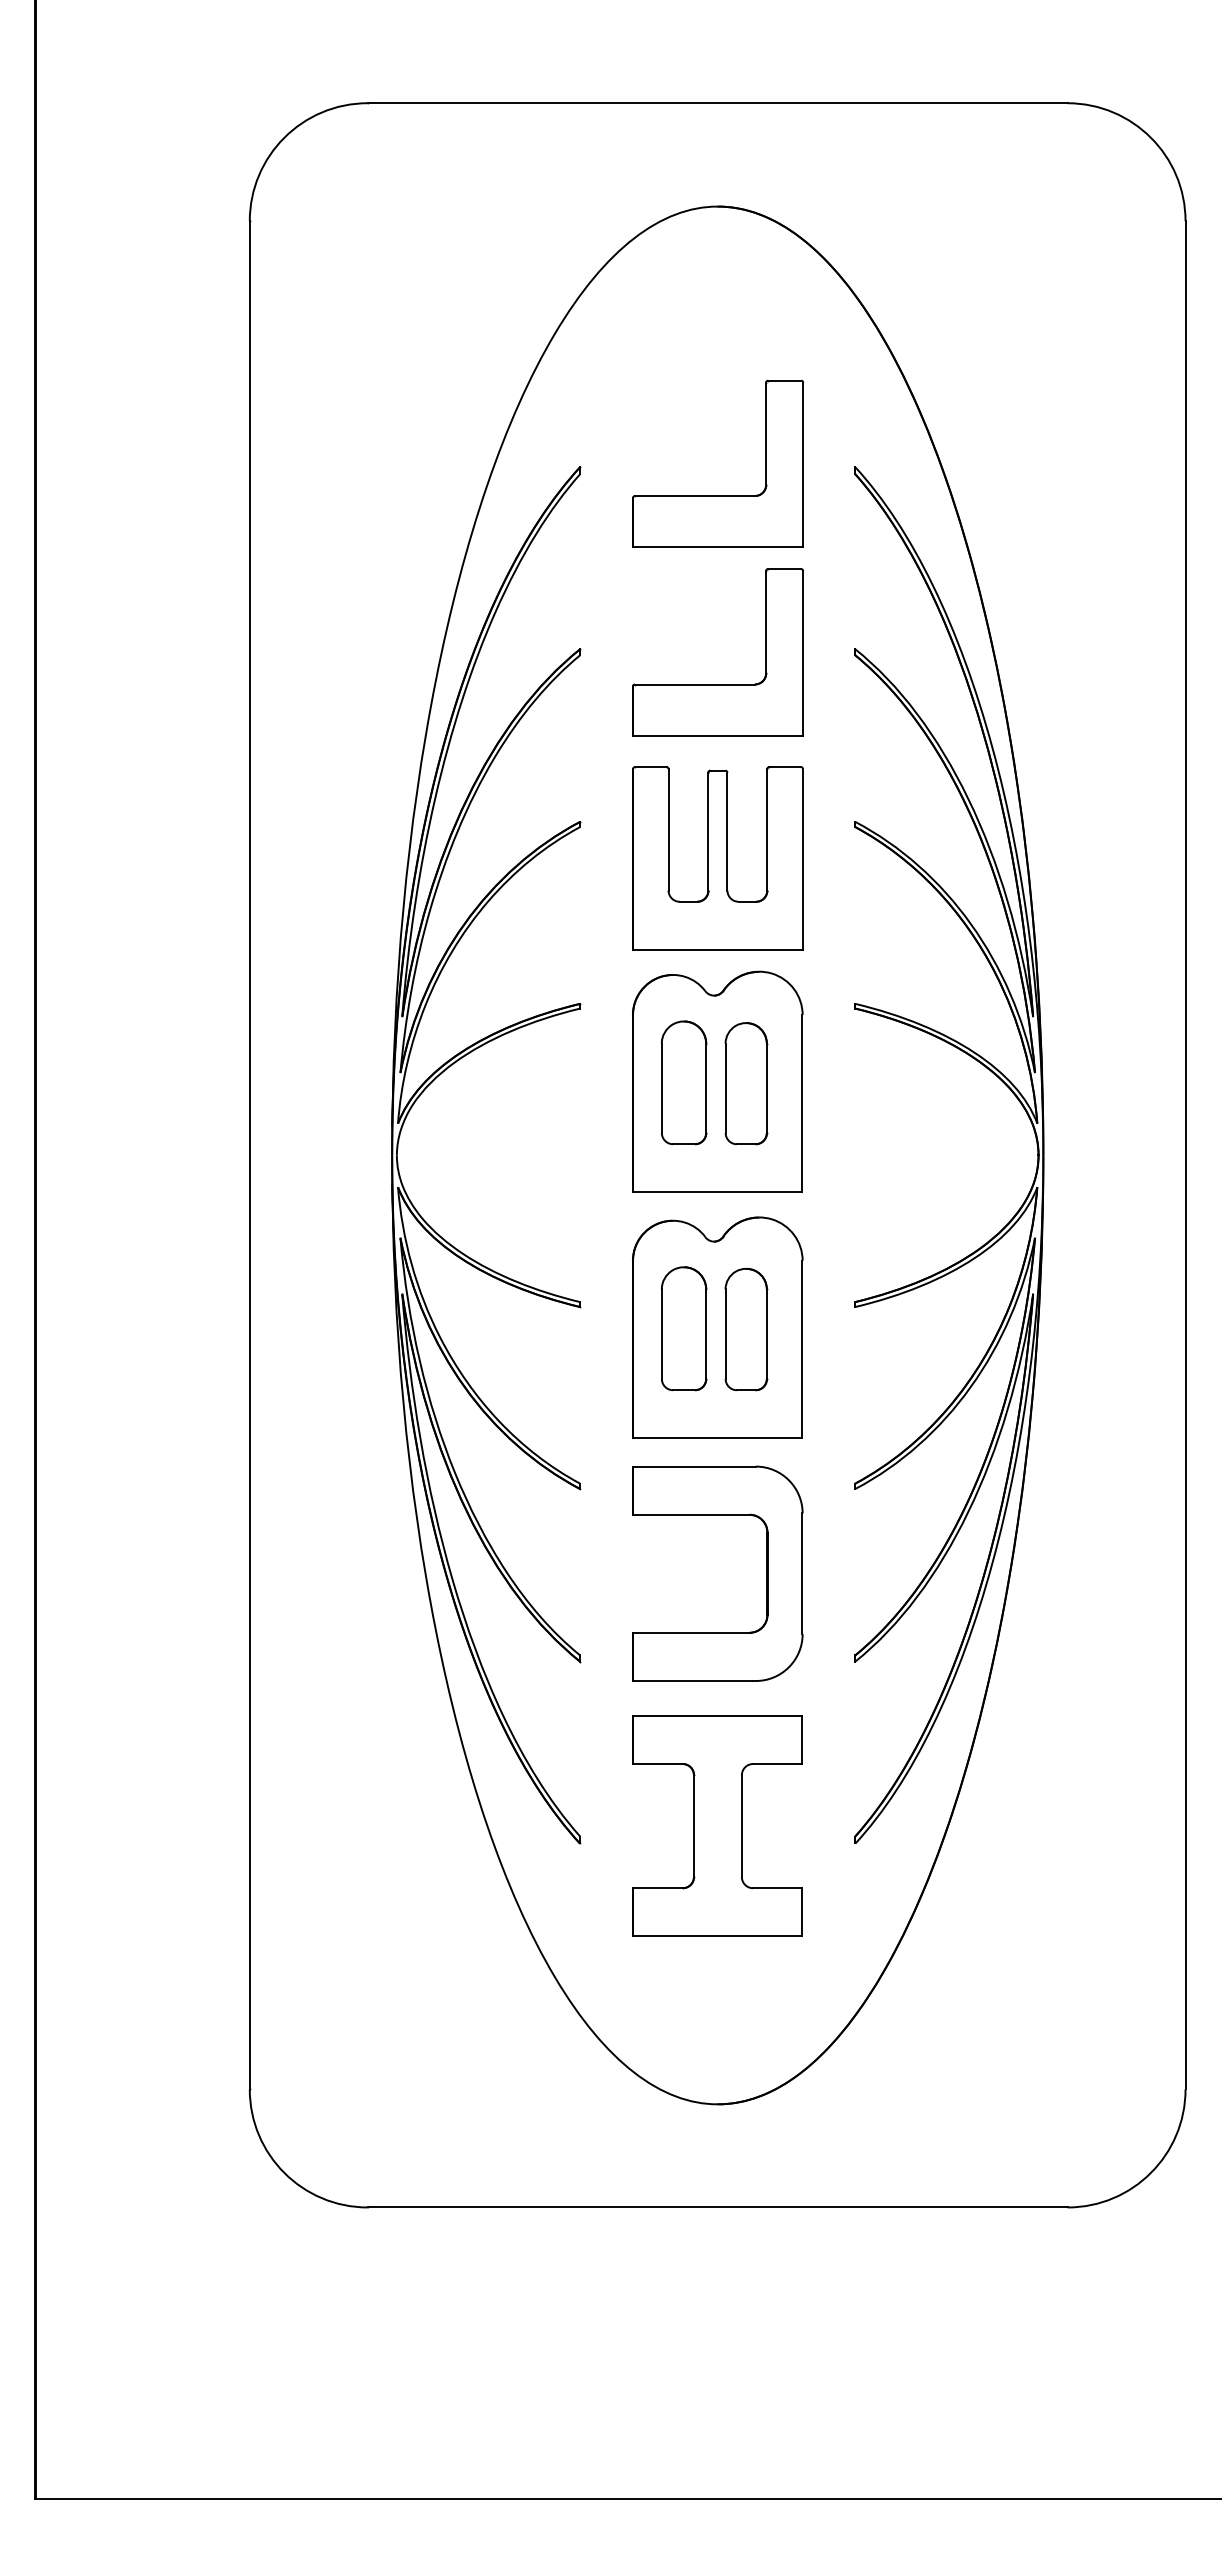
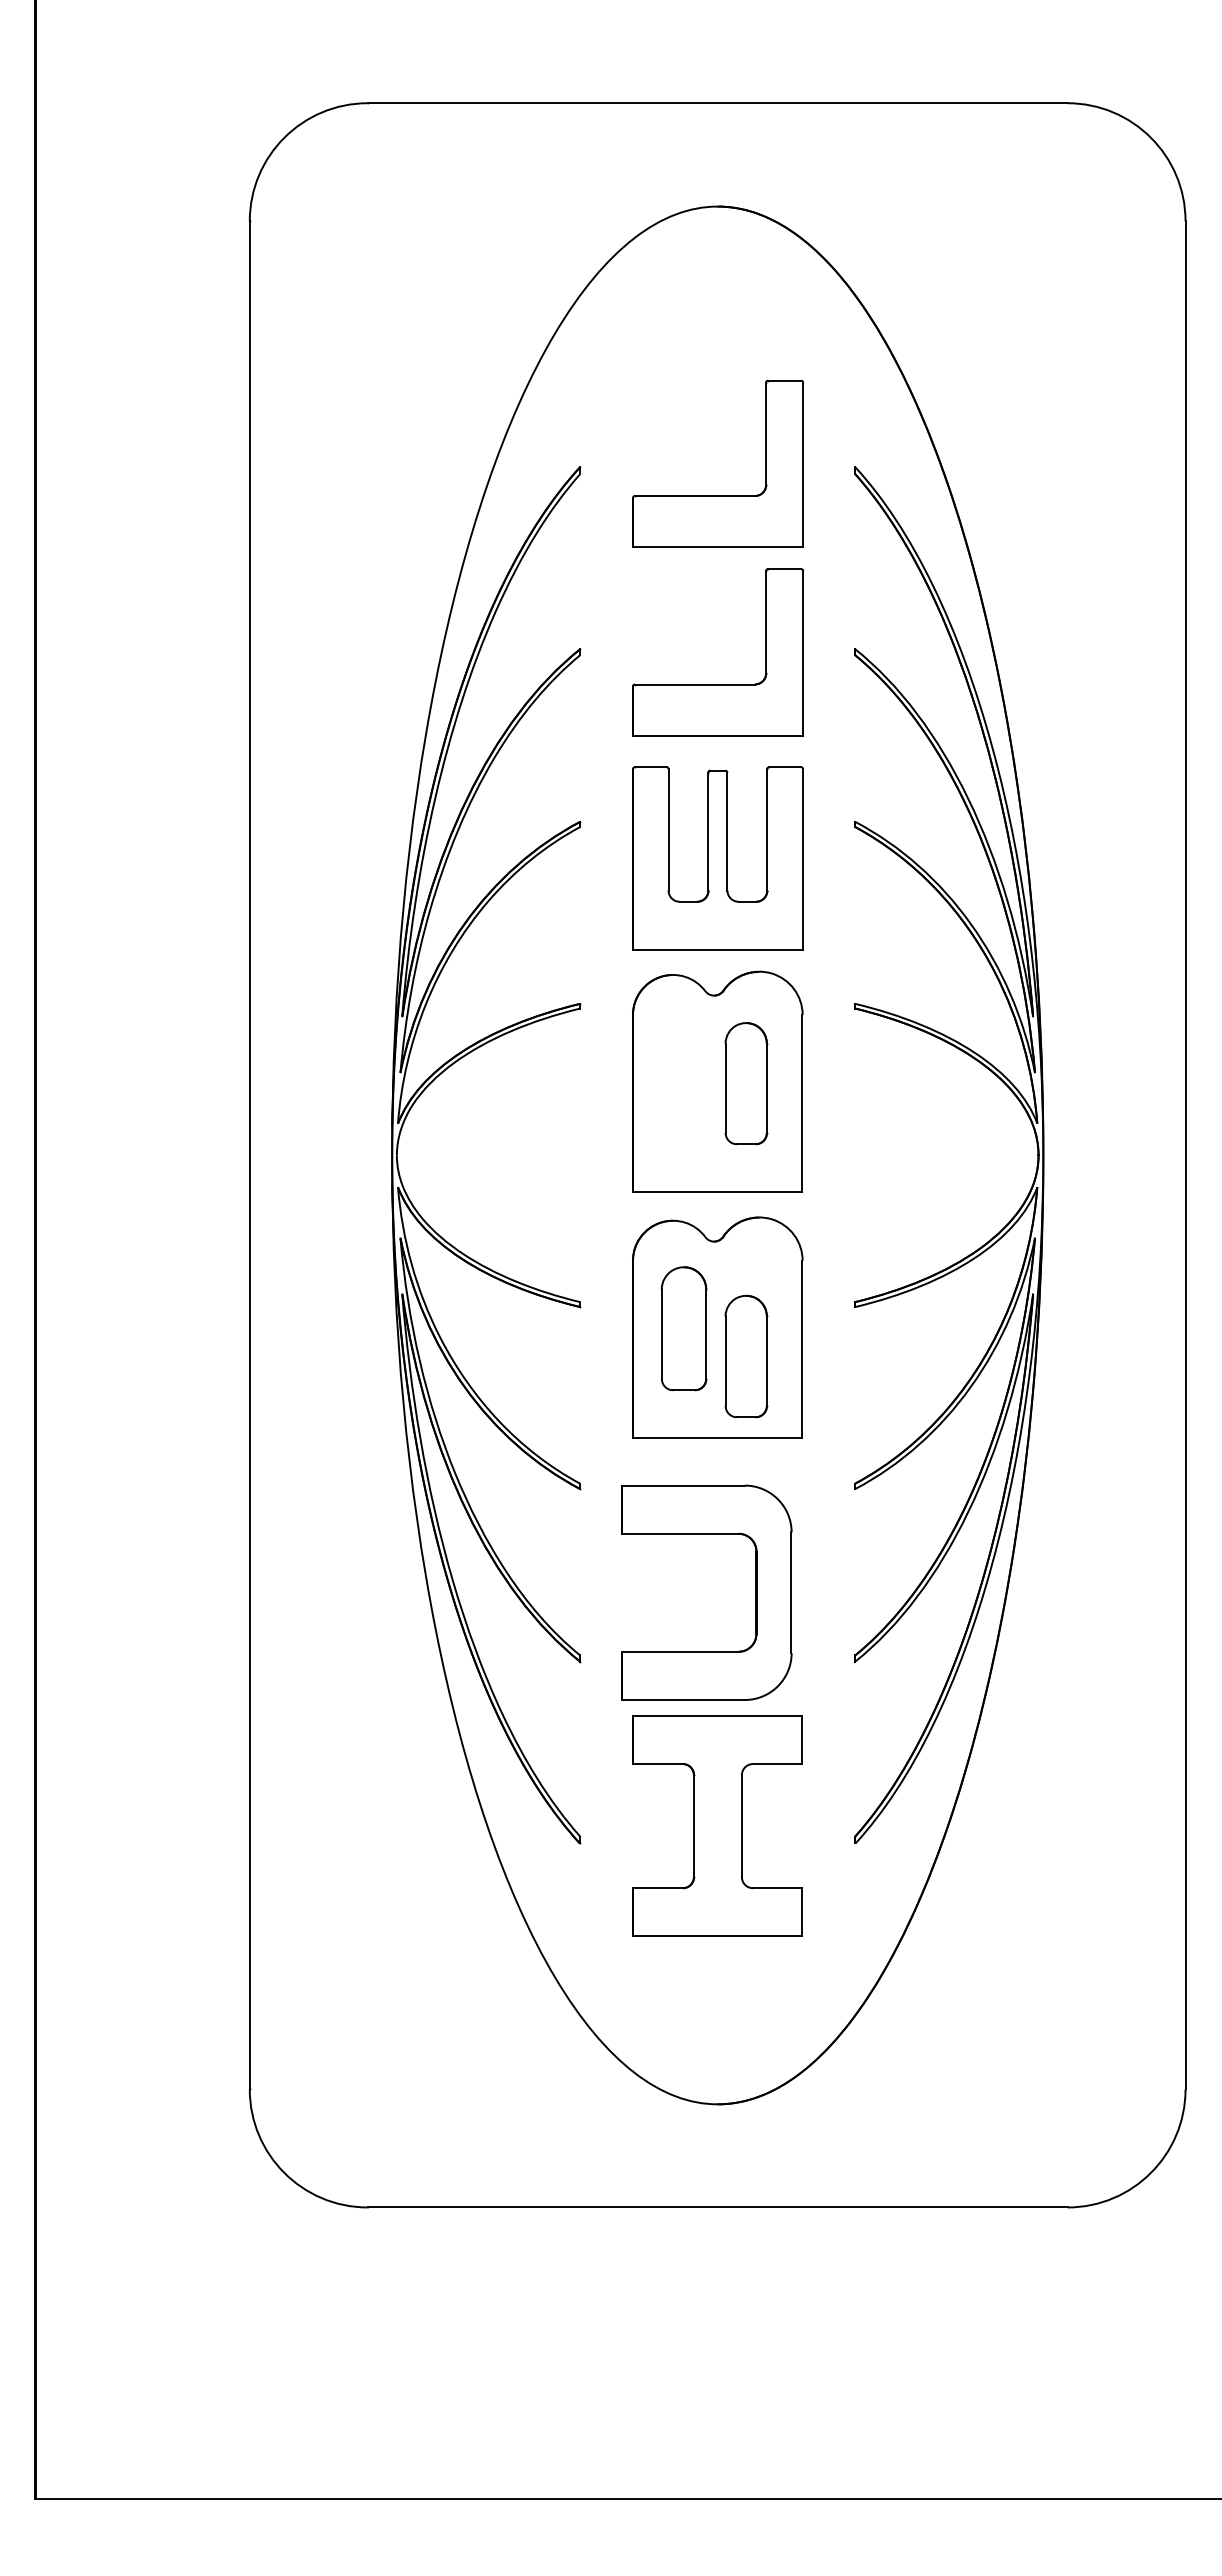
part: present -> none (683, 1082)
part position: (746, 1329) -> (746, 1356) (746, 1356)
part position: (766, 1573) -> (755, 1592) (755, 1592)
